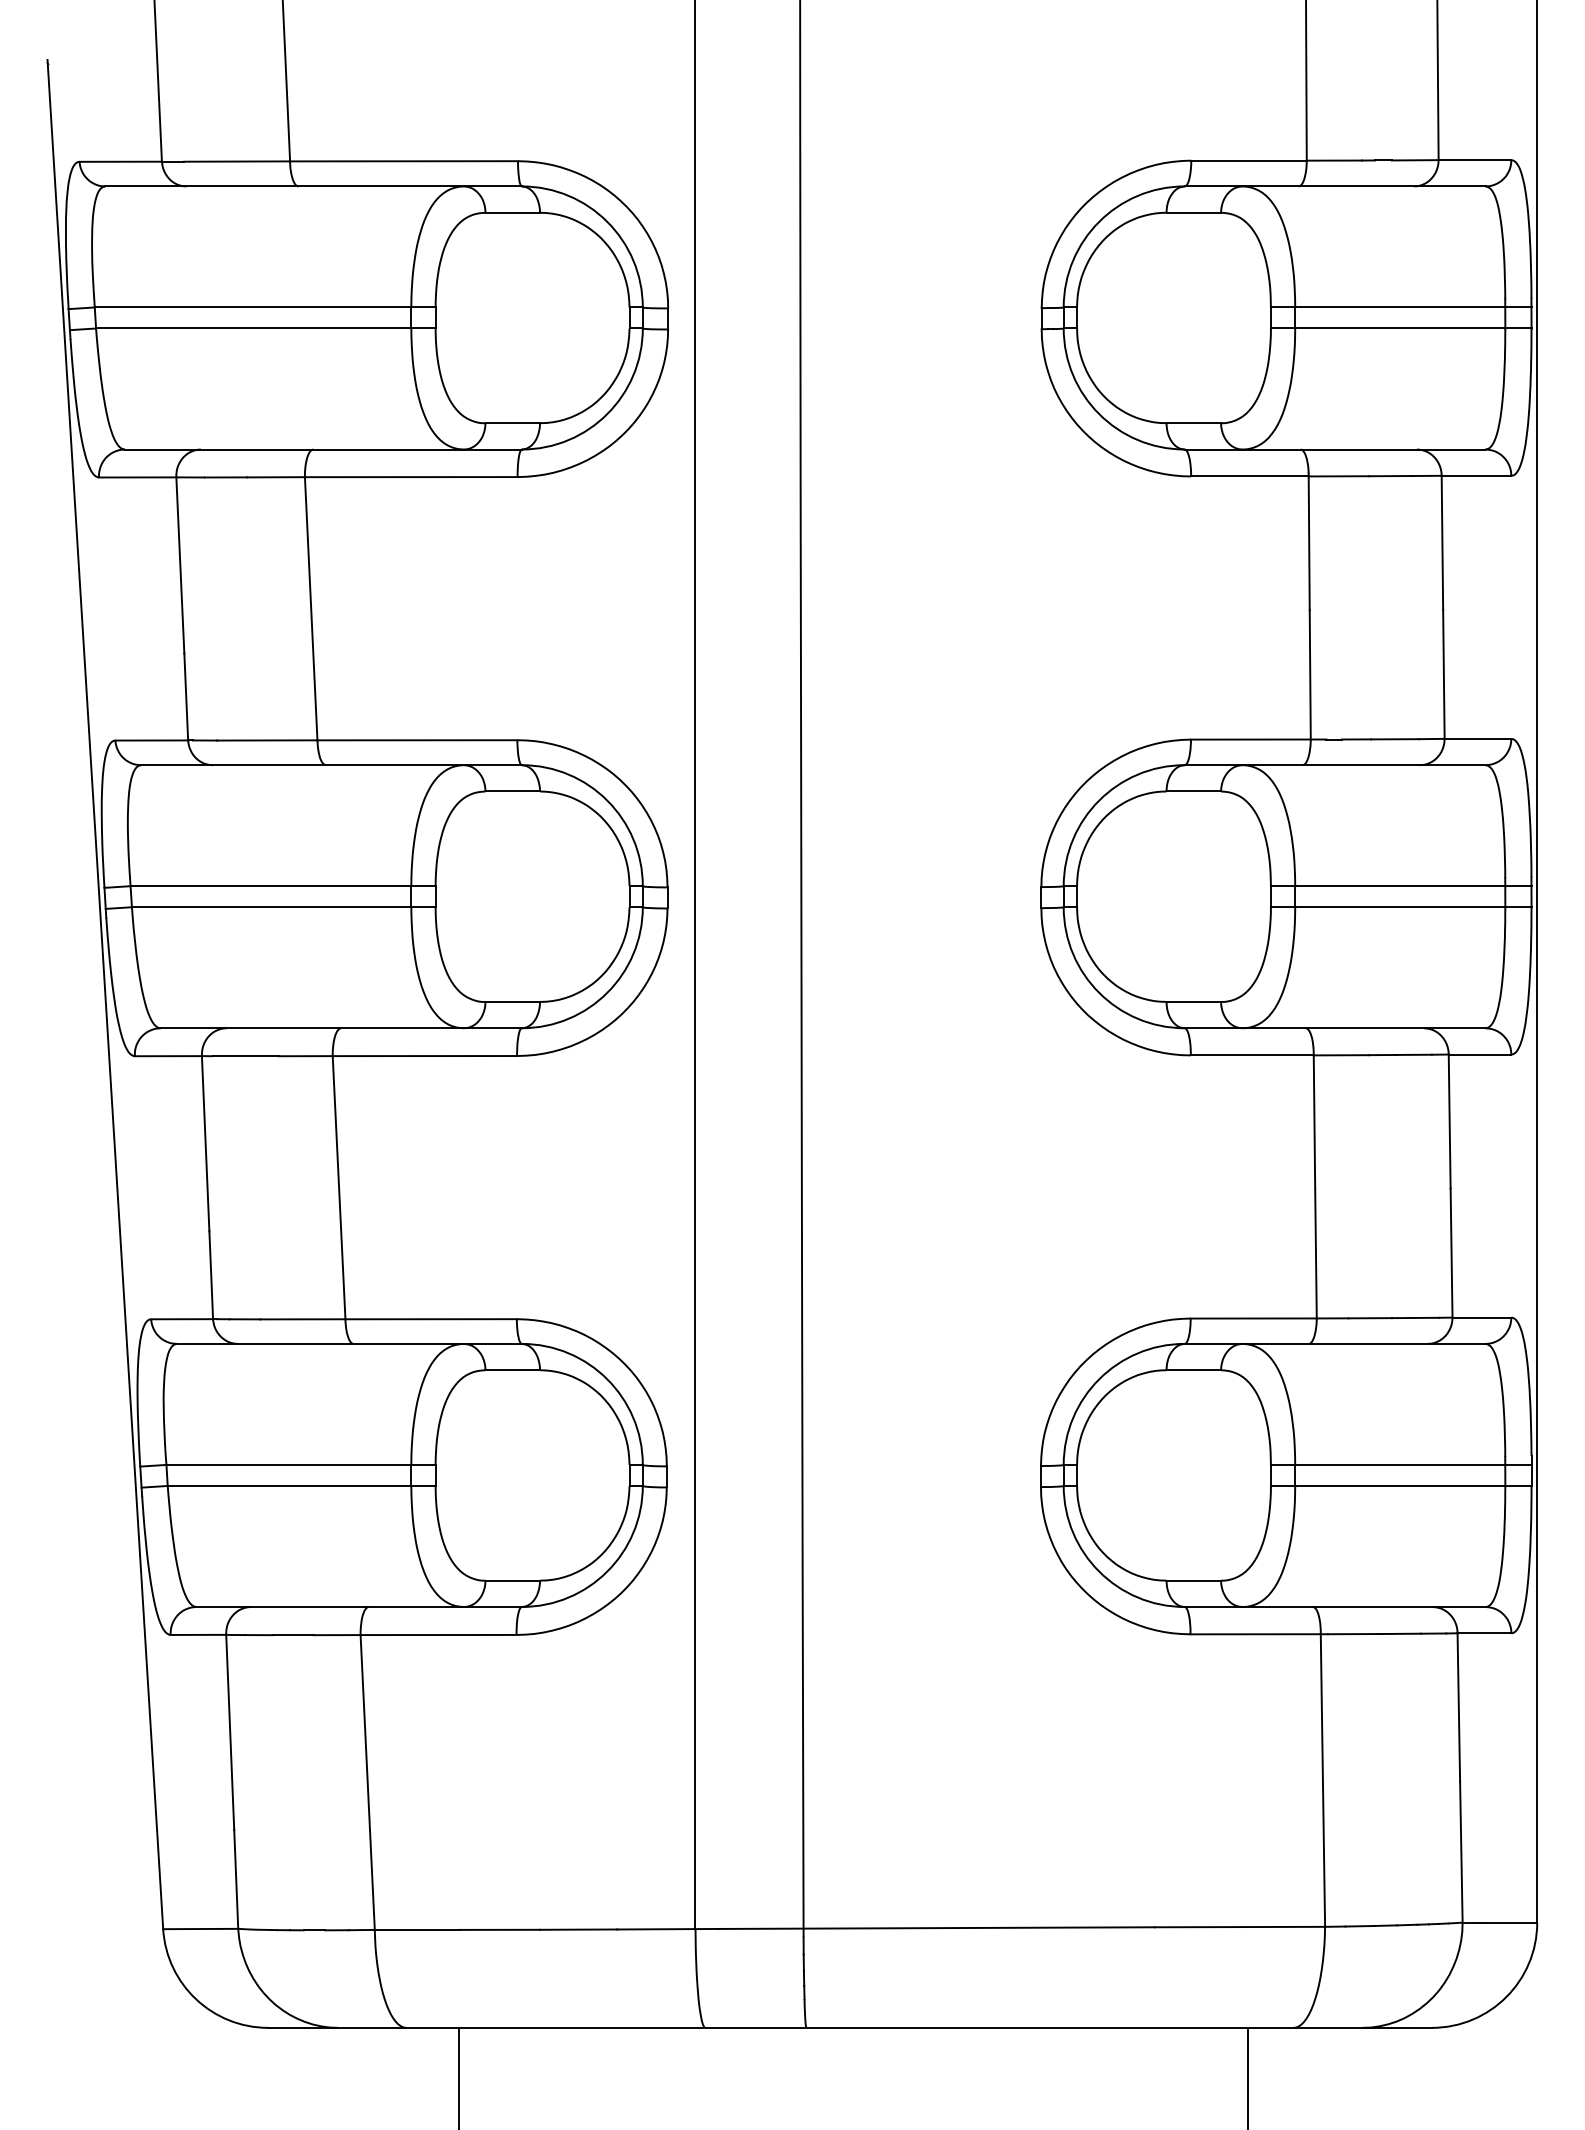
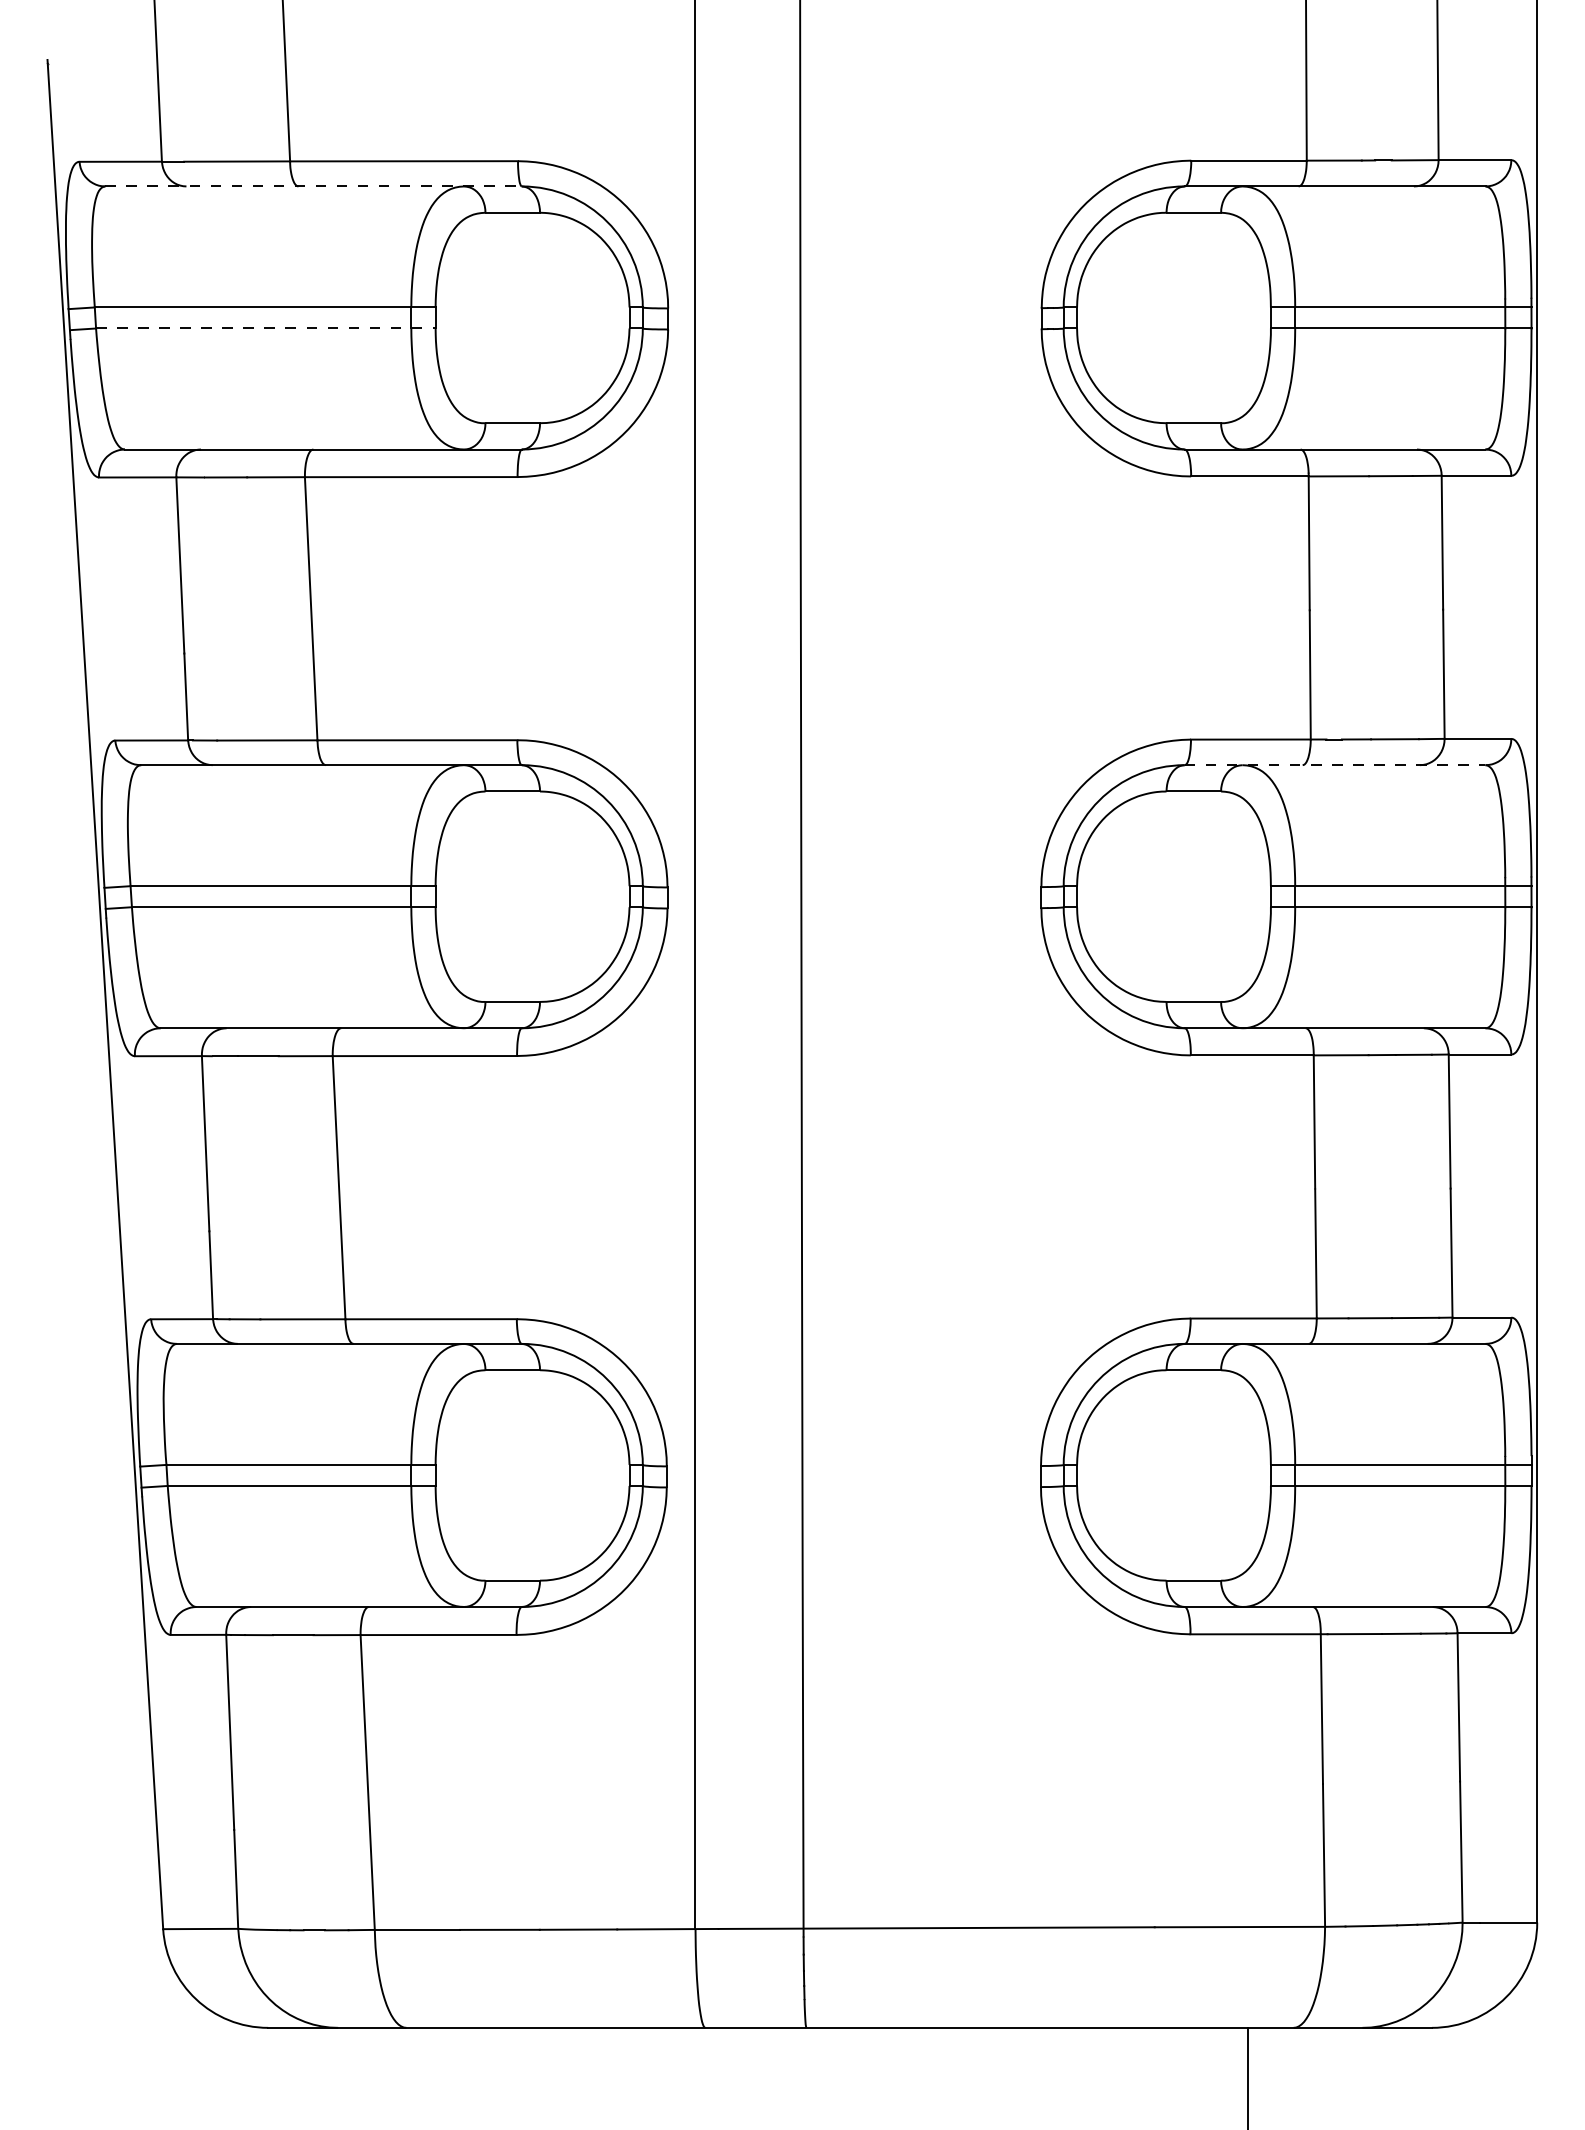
line: solid -> dashed (314, 186)
line: solid -> dashed (265, 328)
line: solid -> dashed (1335, 765)
line: present -> none (458, 2076)
